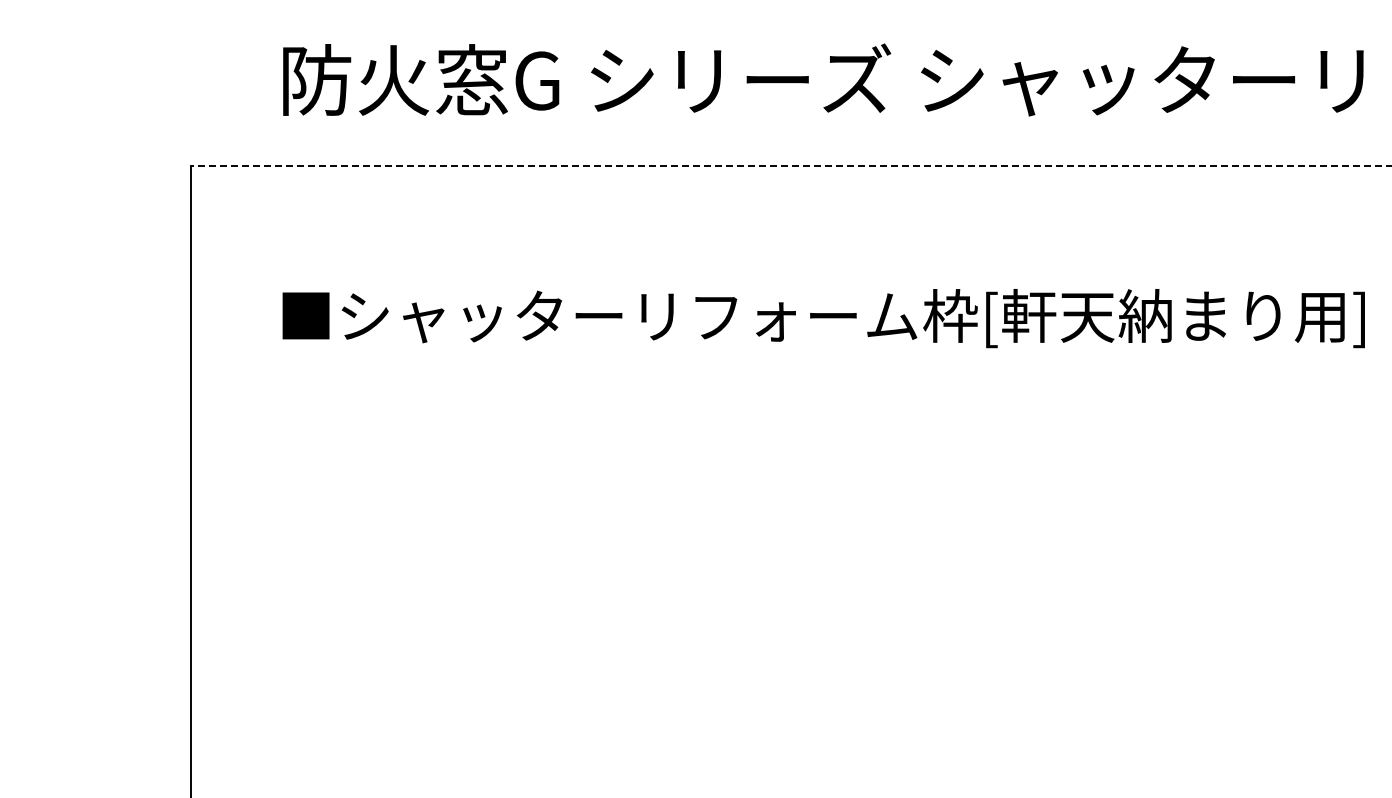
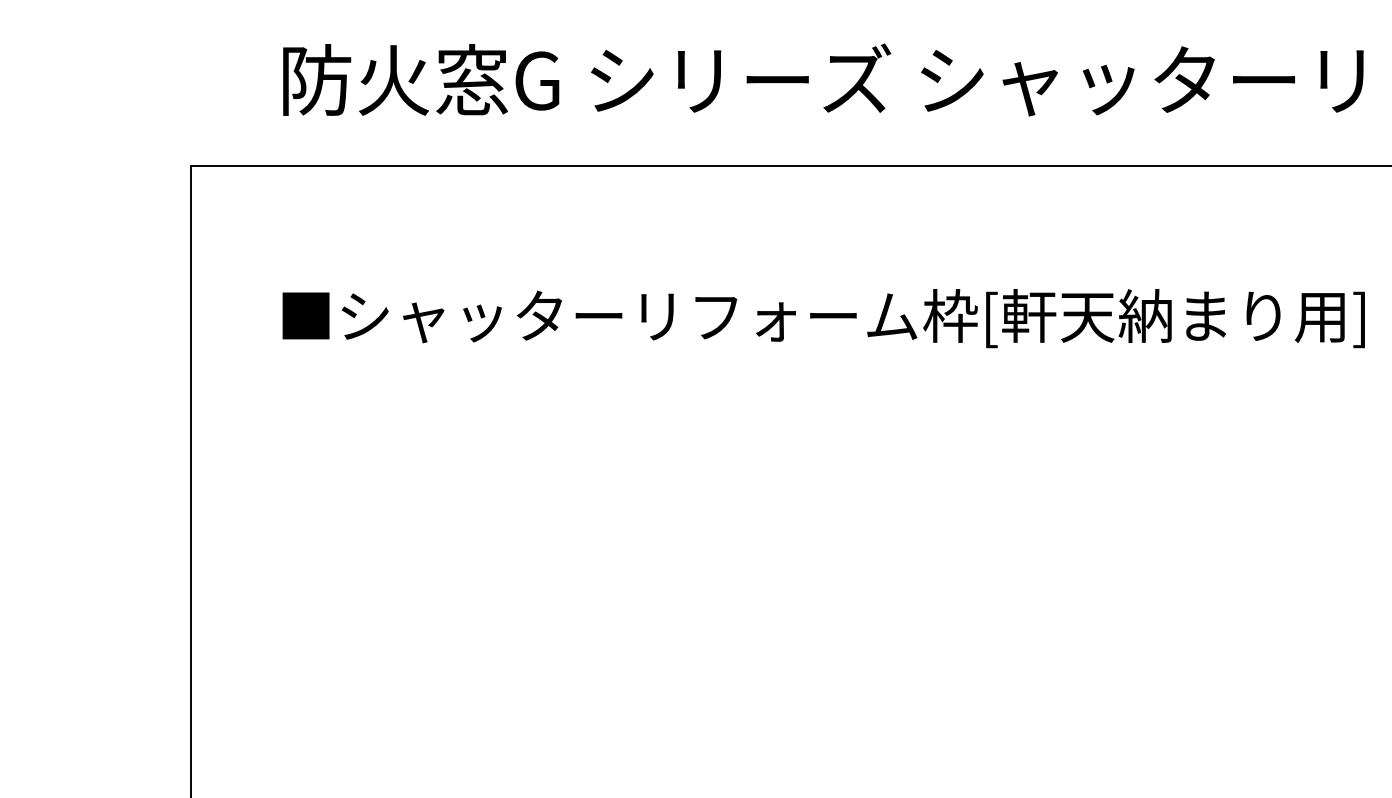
line: dashed -> solid (790, 166)
